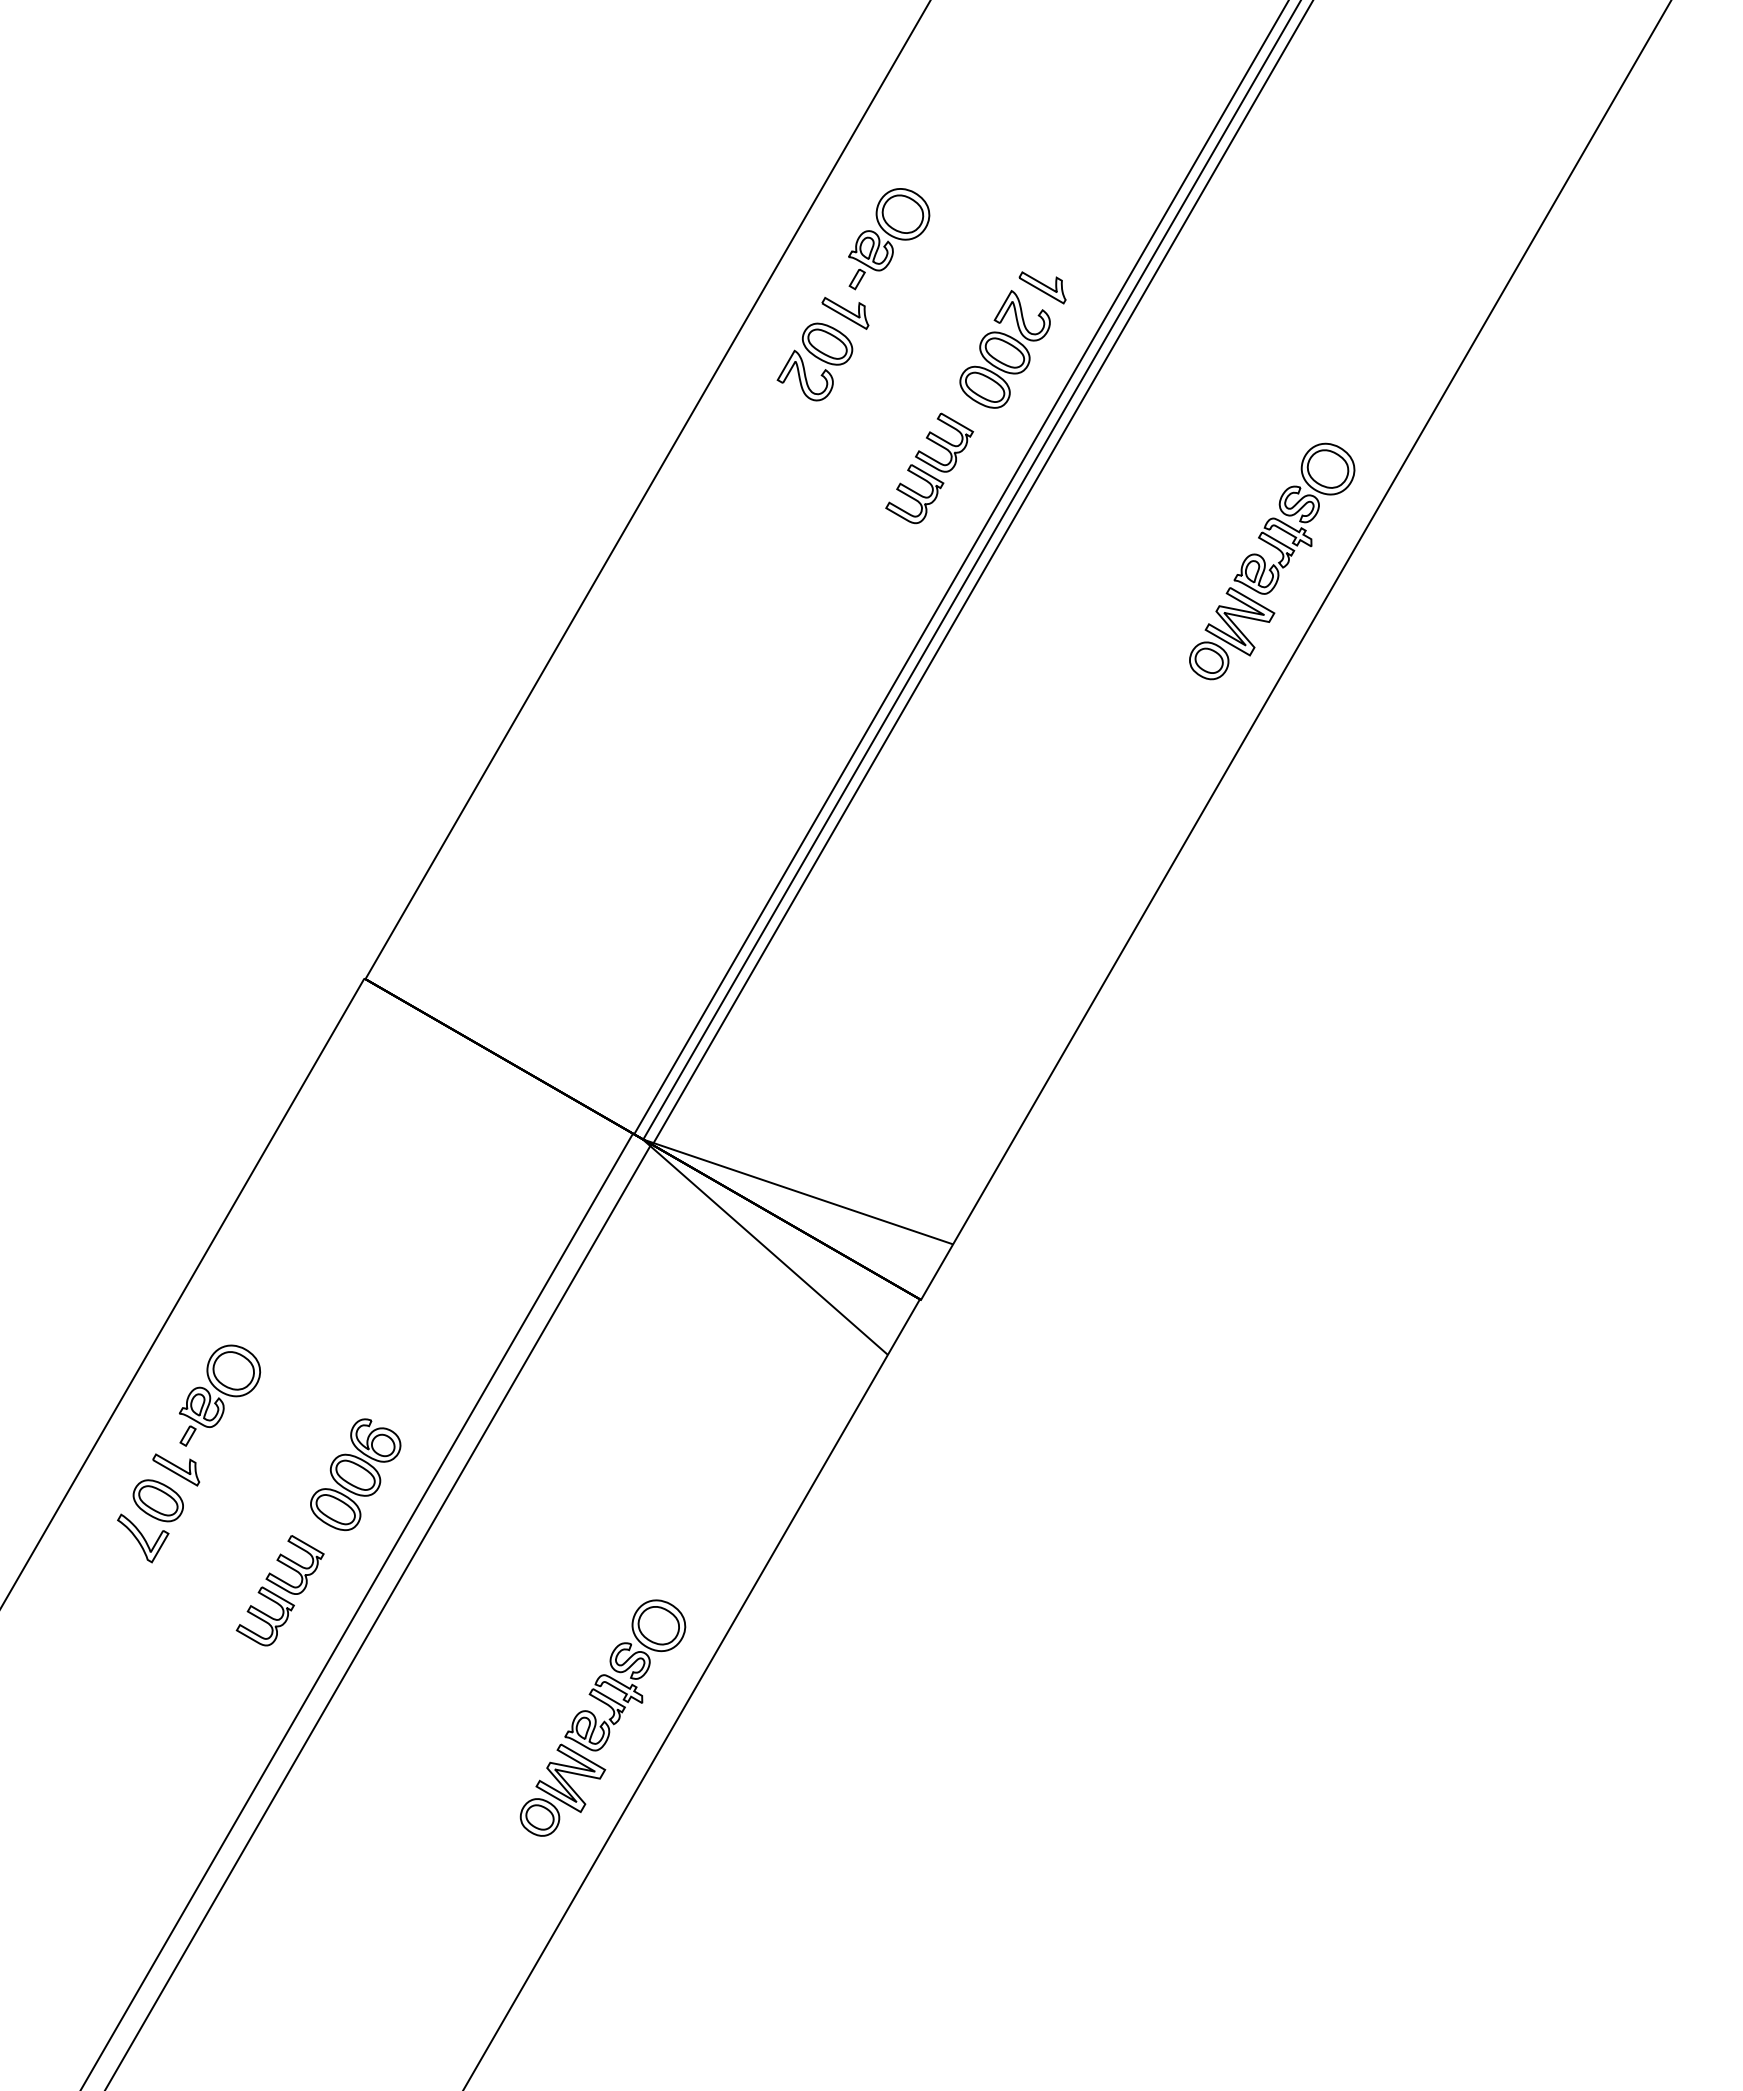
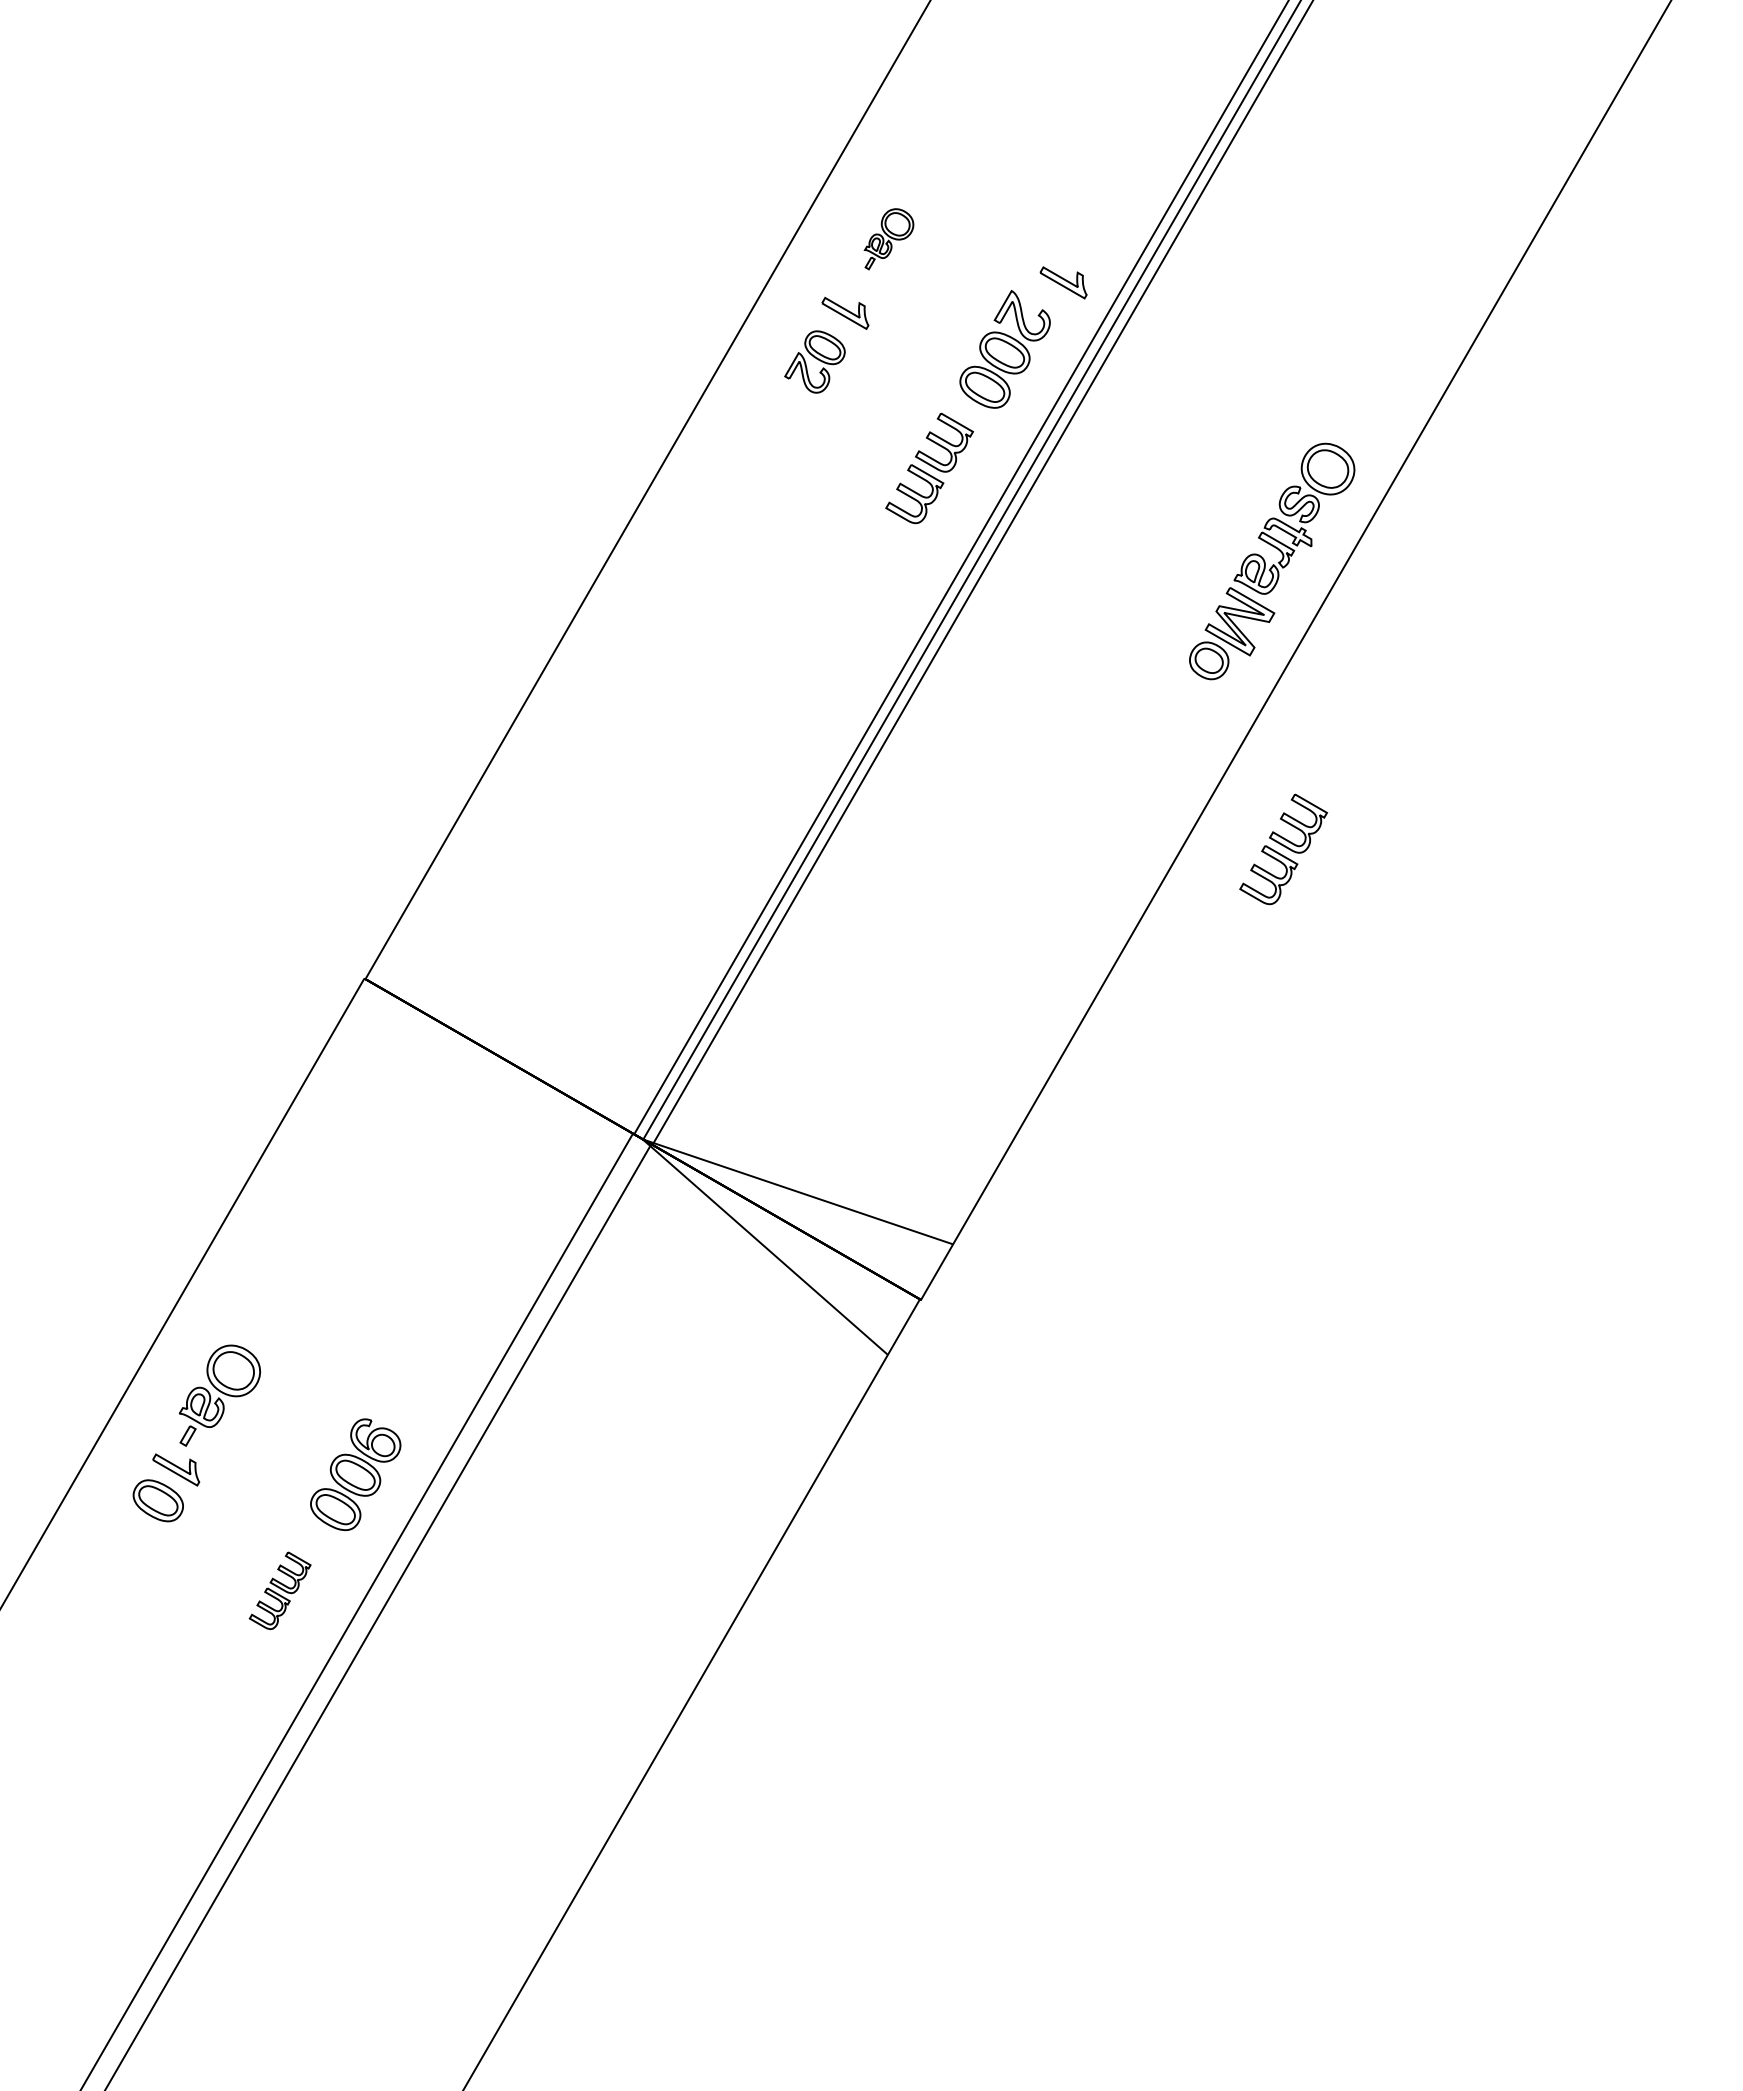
part size: 83x103 px -> 52x63 px (888, 239)
part position: (1042, 287) -> (1063, 282) (1063, 282)
part size: 78x80 px -> 62x64 px (814, 361)
part: none -> present (1283, 849)
part: present -> none (143, 1538)
part size: 90x112 px -> 64x80 px (279, 1590)
part: present -> none (602, 1717)
